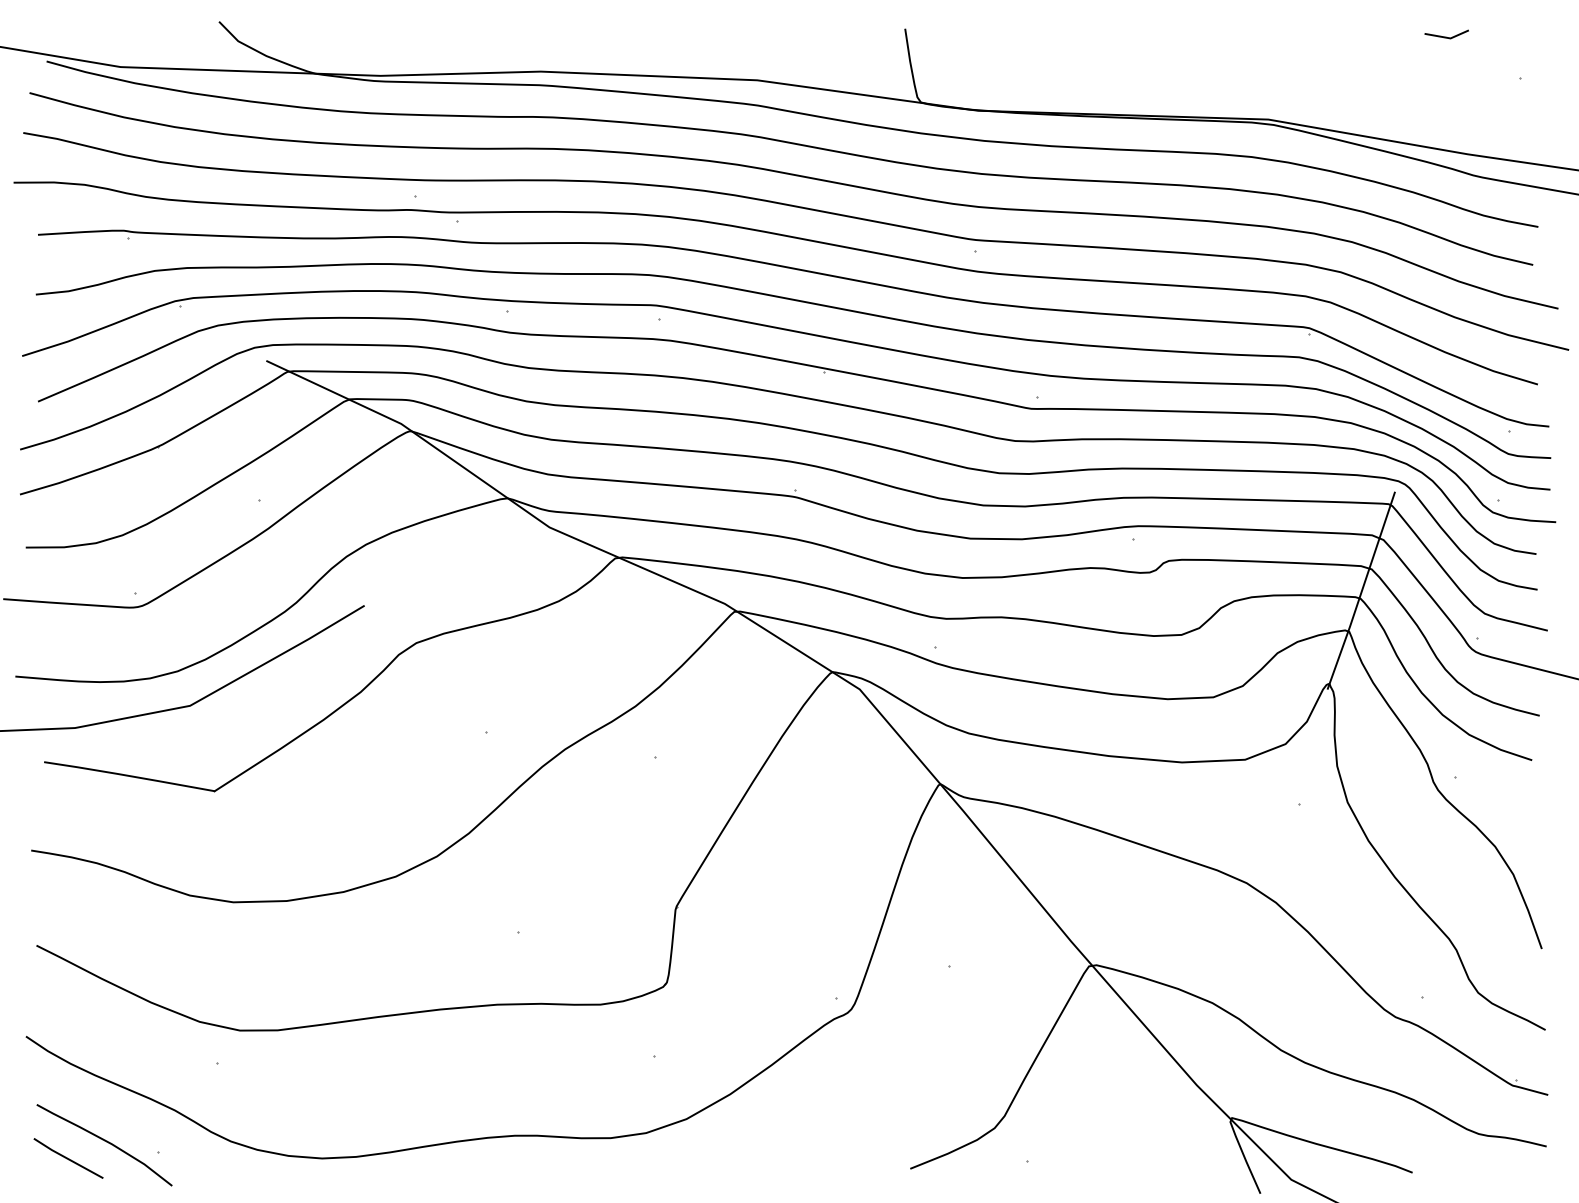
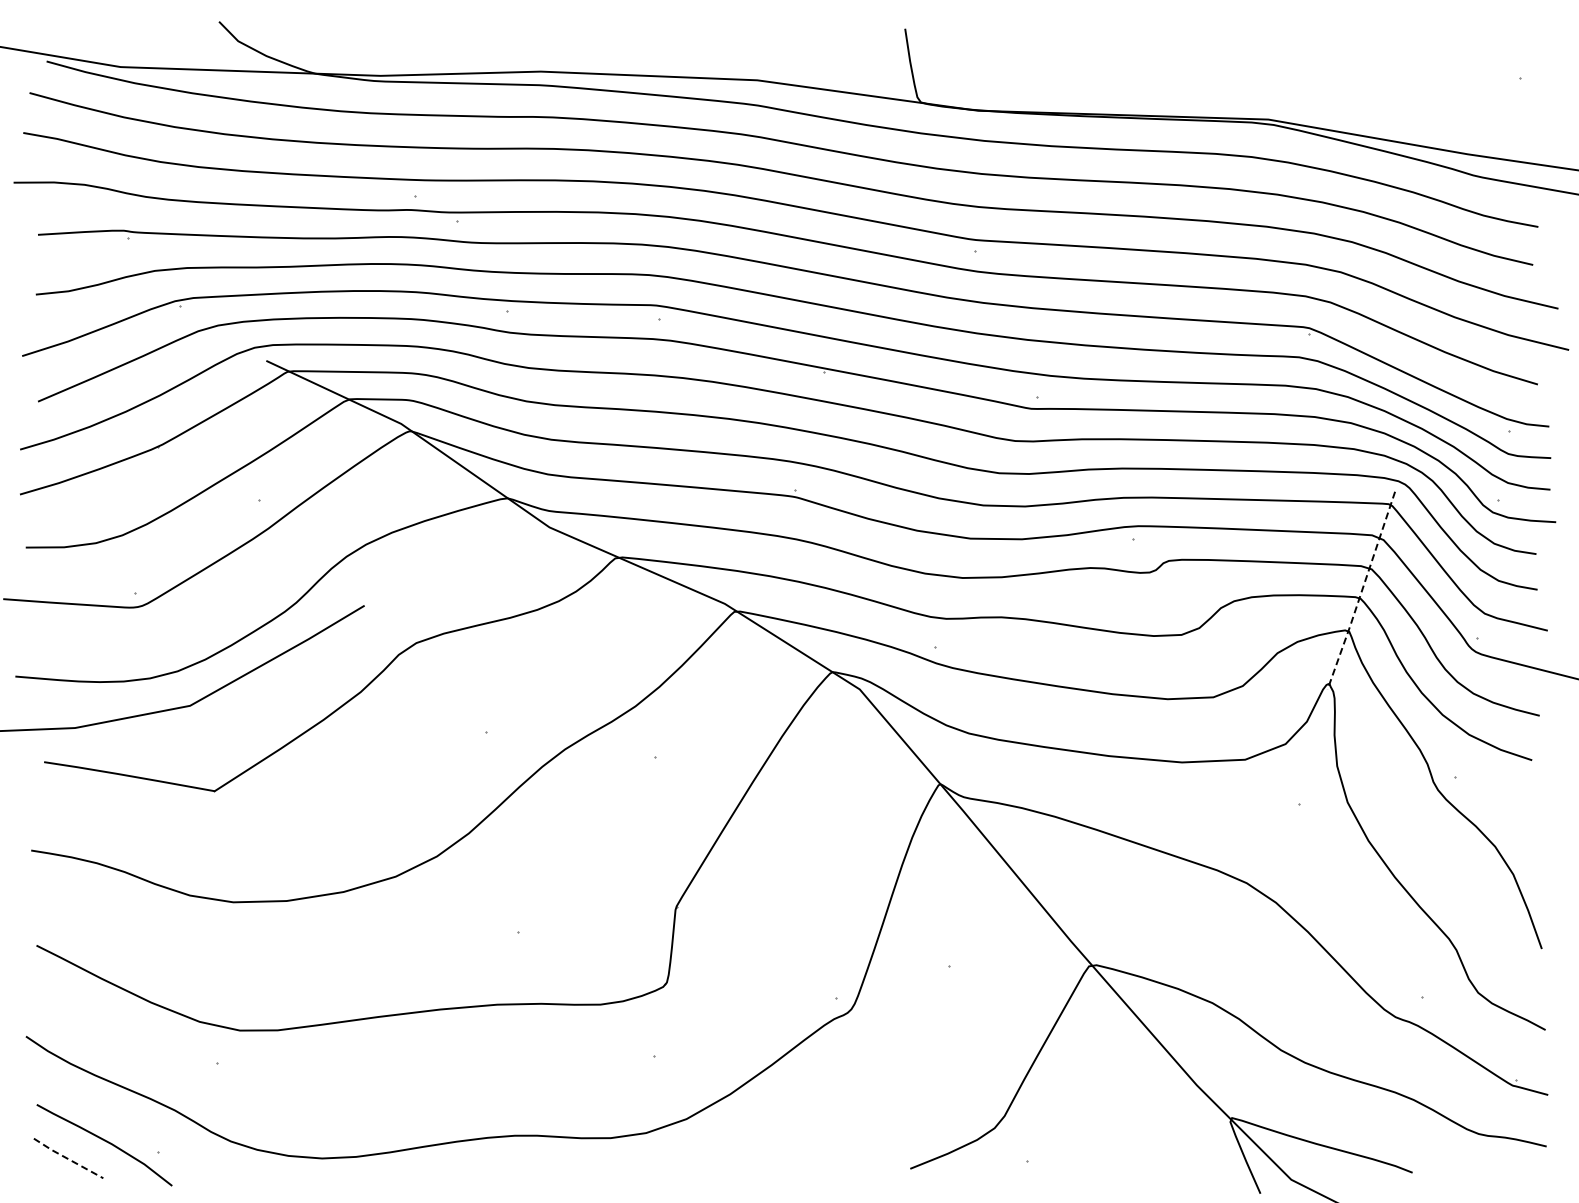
line: present -> none (1446, 36)
line: solid -> dashed (1361, 591)
line: solid -> dashed (67, 1158)
